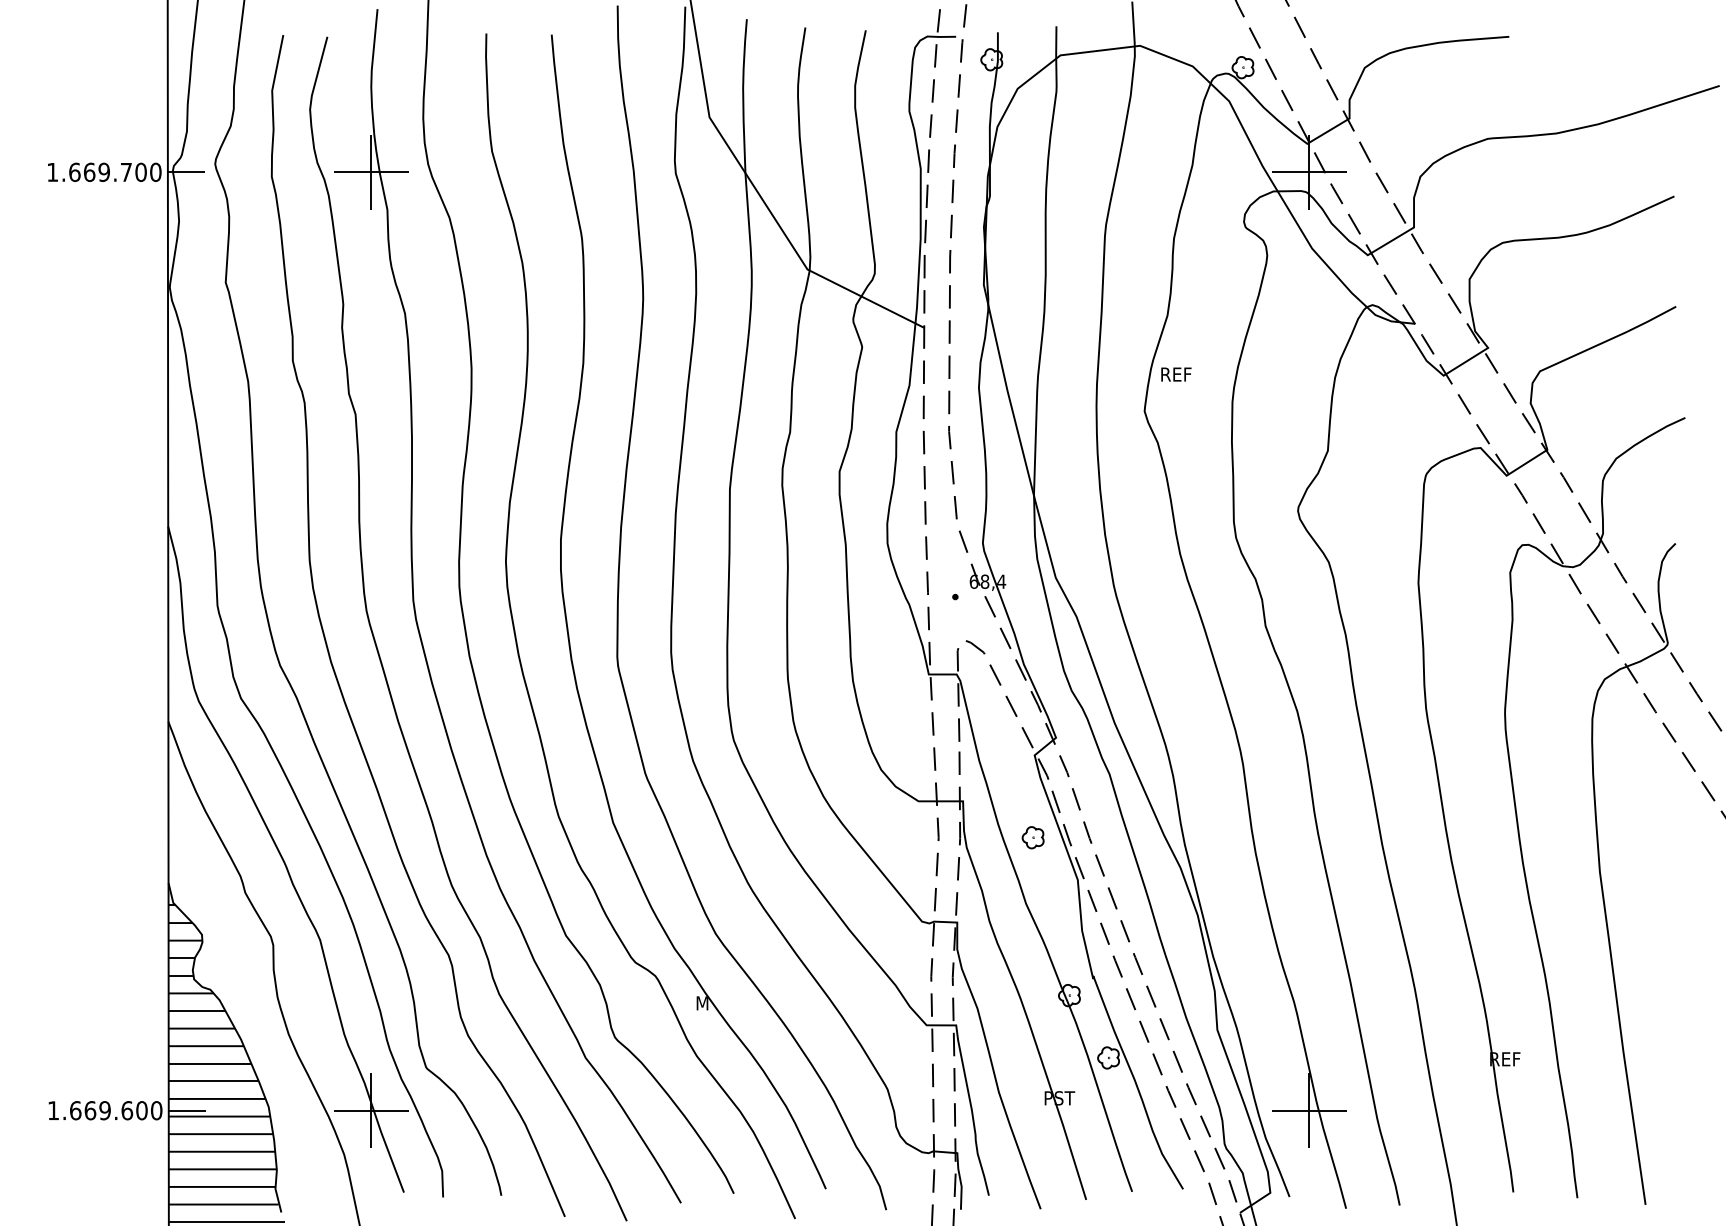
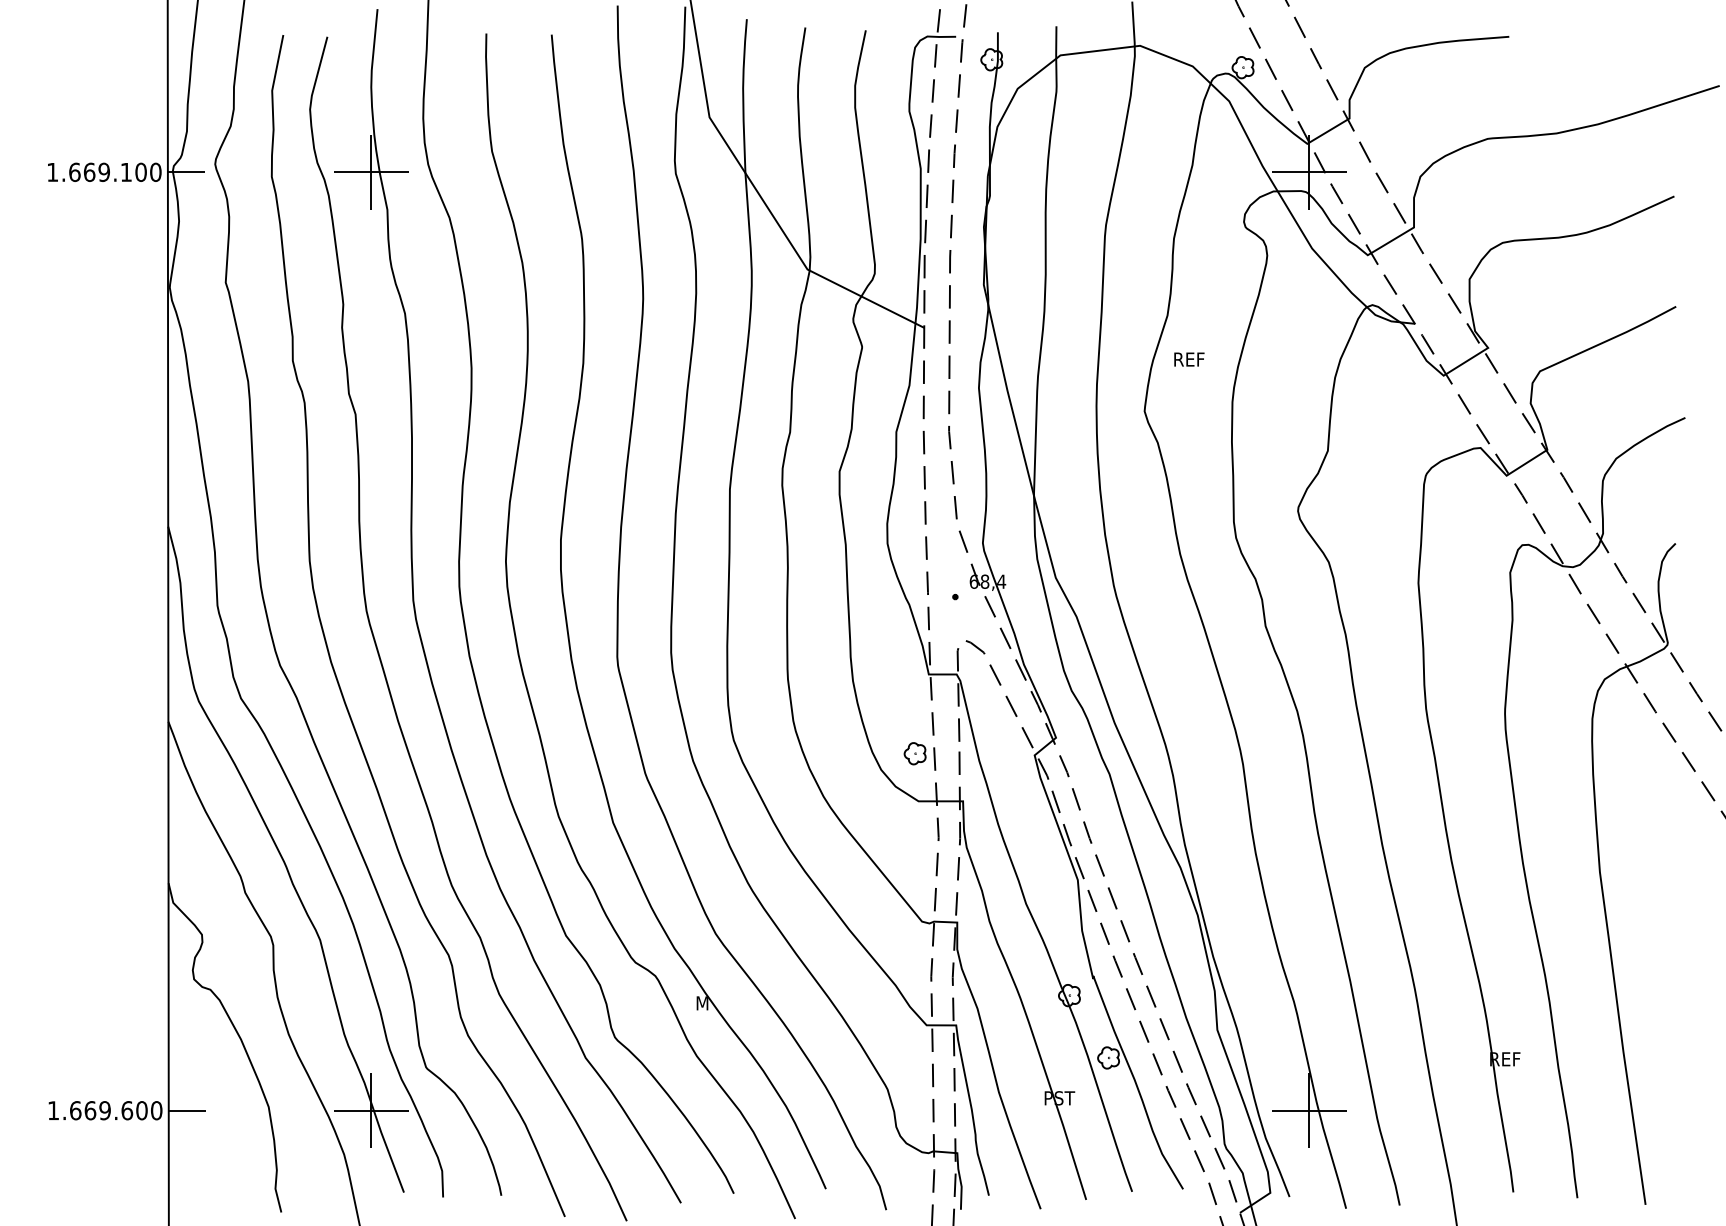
text: 1.669.700 -> 1.669.100 (126, 172)
text position: (1176, 374) -> (1189, 359) (1189, 359)
part position: (1032, 837) -> (914, 753) (914, 753)
hatch: present -> none (226, 1063)
